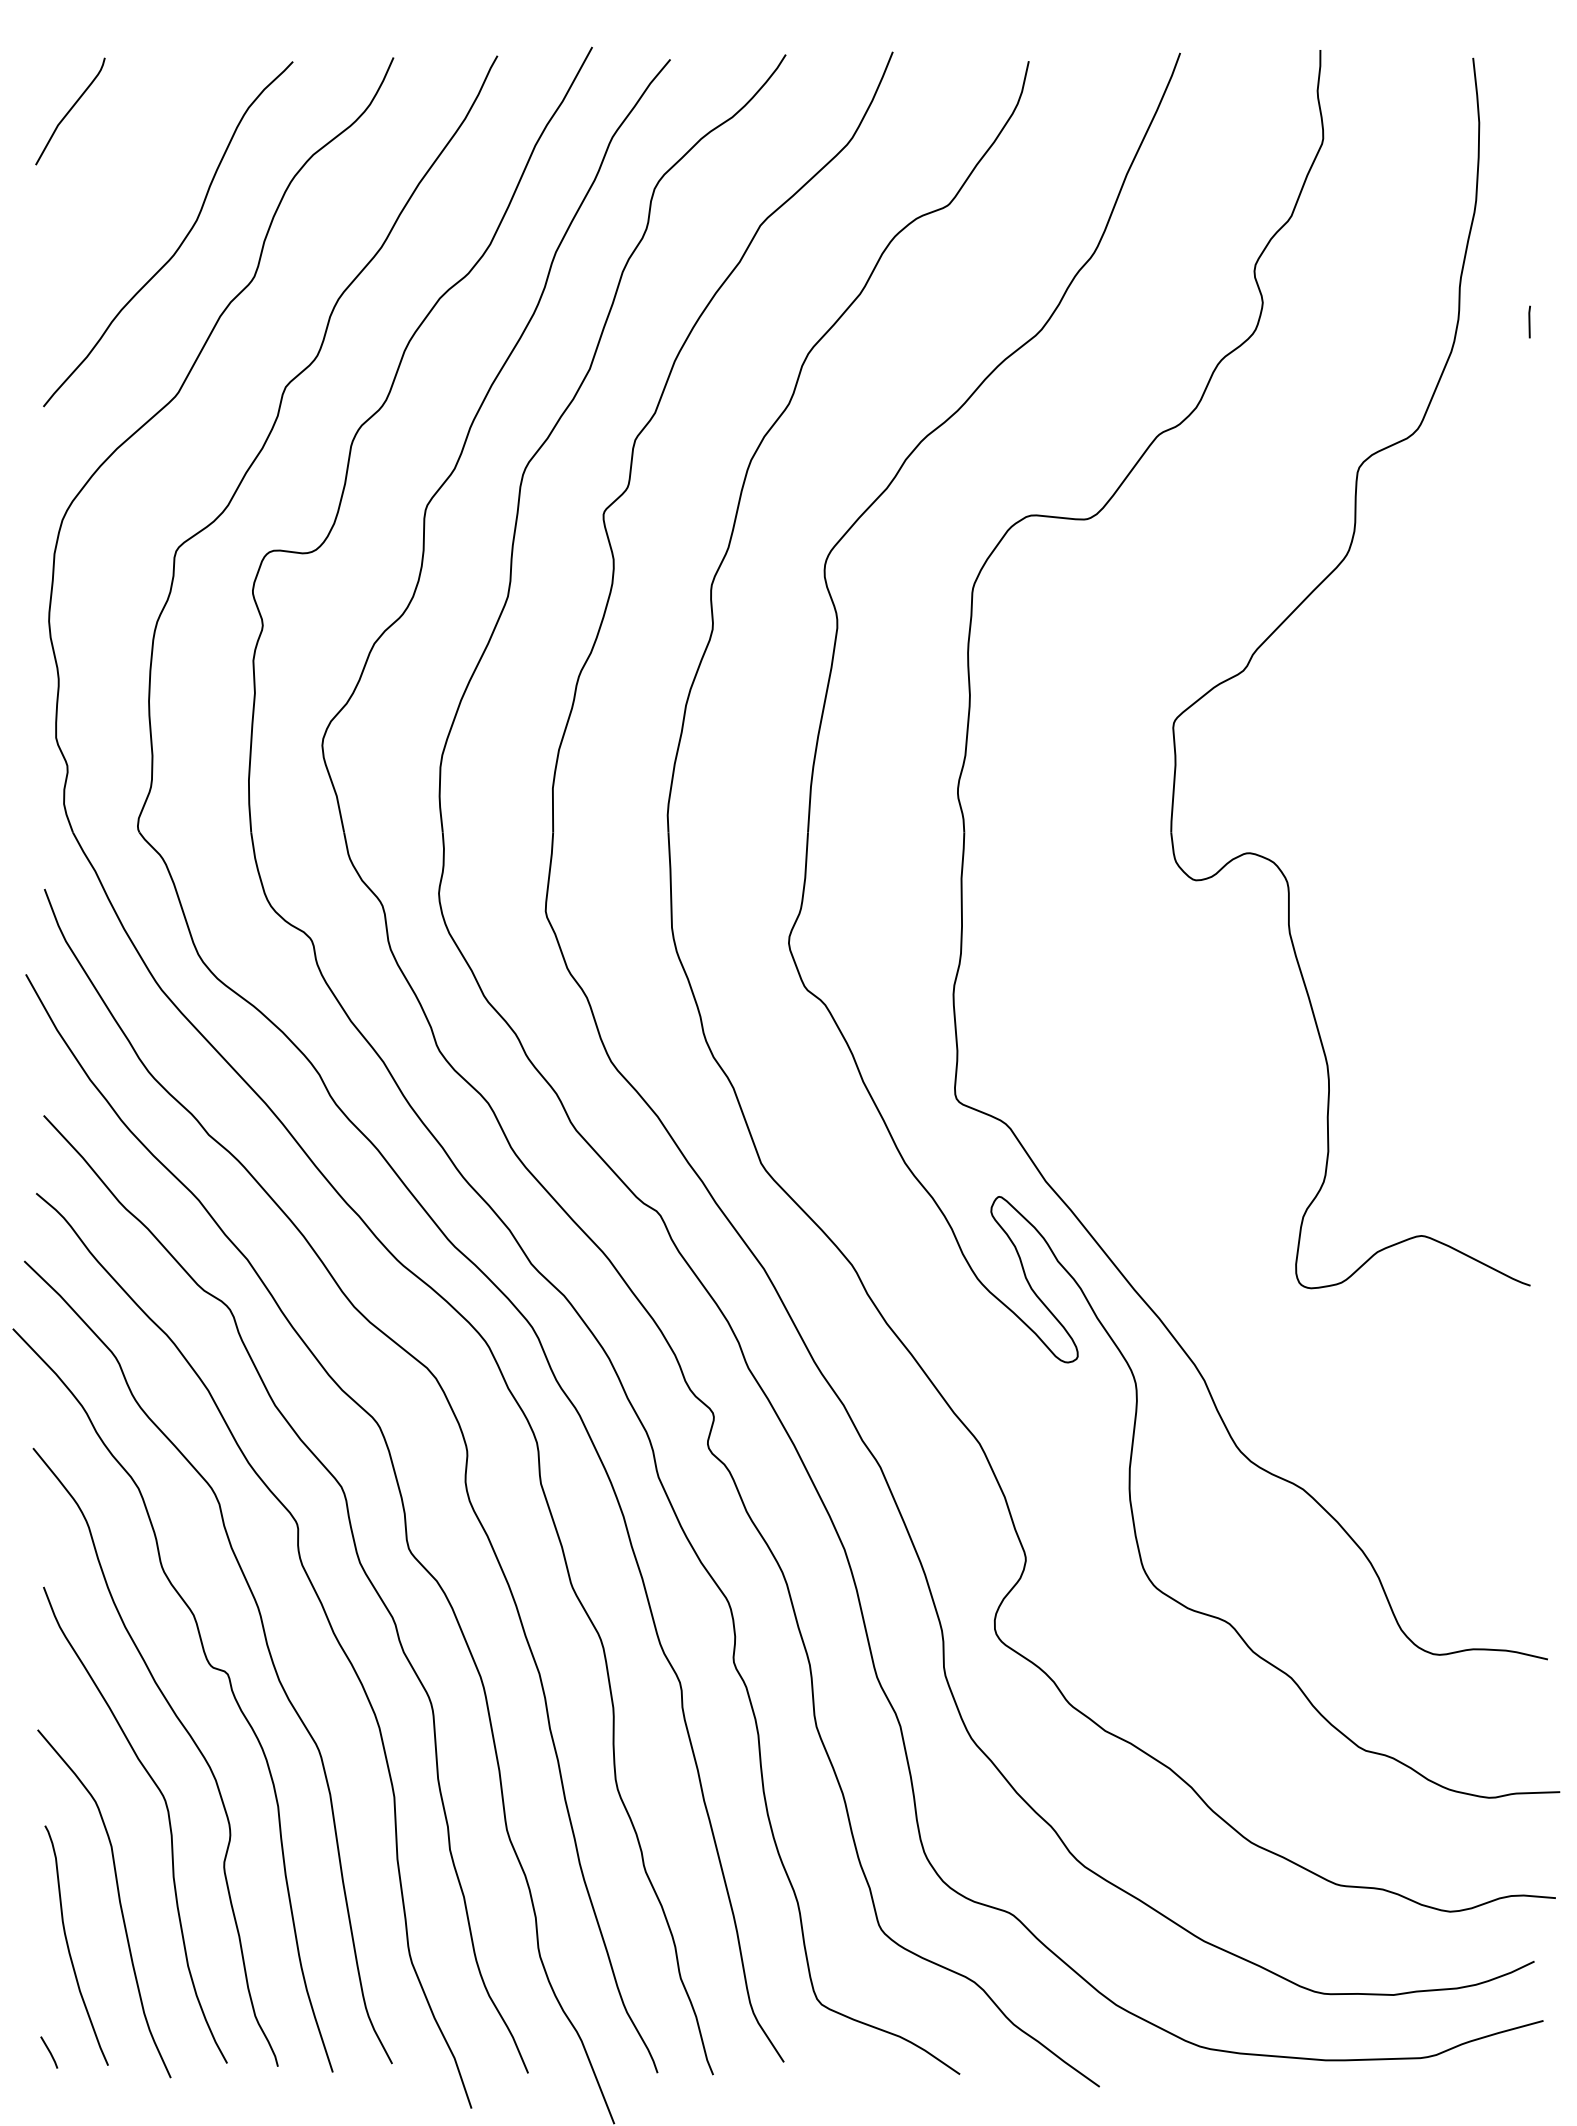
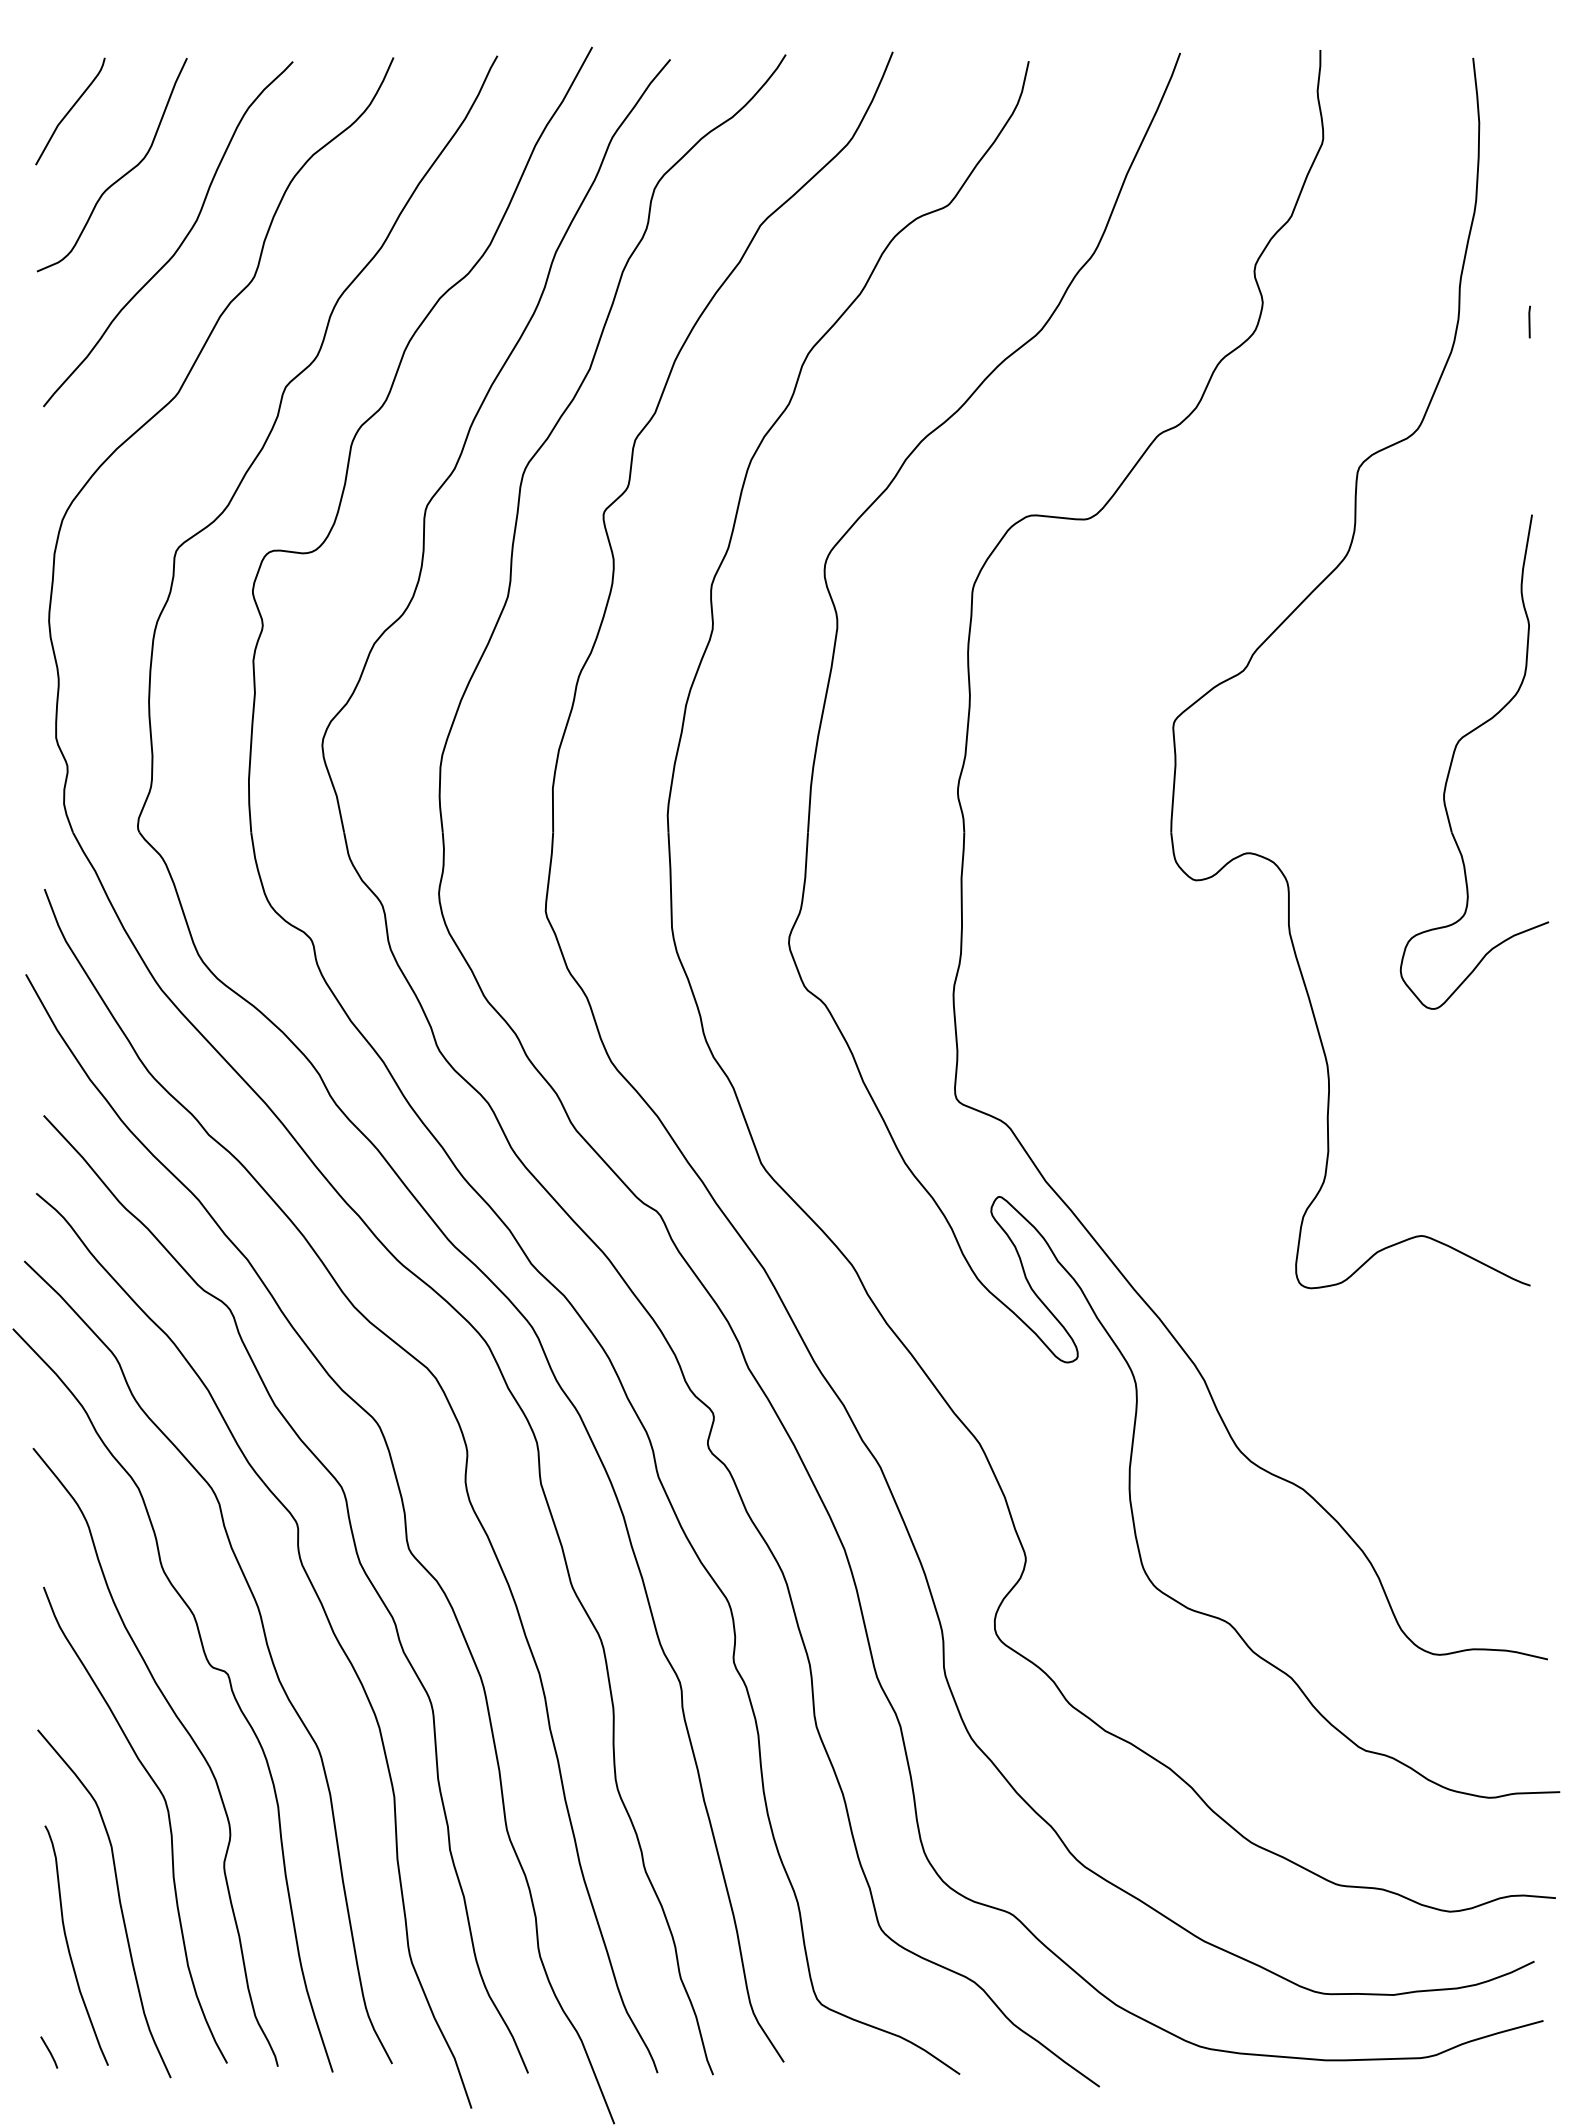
curve: none -> present (118, 178)
part: none -> present (1454, 755)
